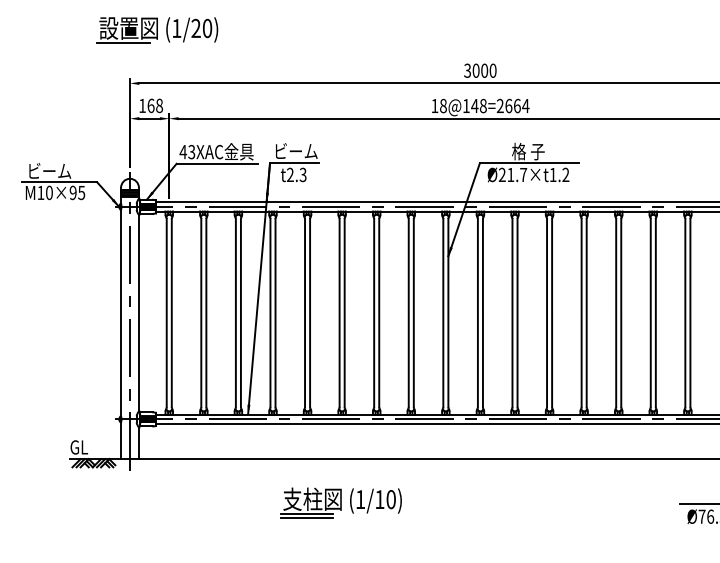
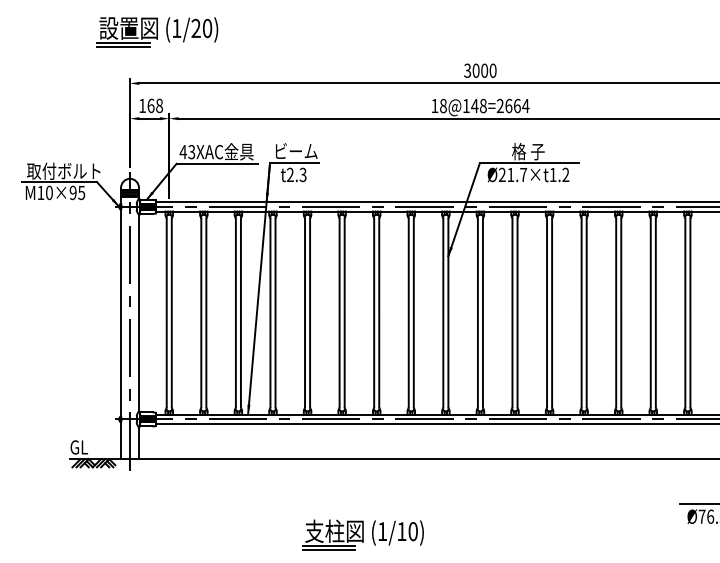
line: none -> present (122, 47)
text: ビーム -> 取付ボルト (63, 170)
part position: (340, 502) -> (362, 534) (362, 534)
